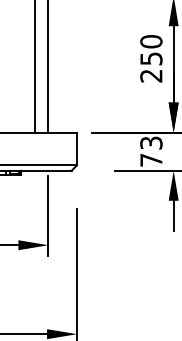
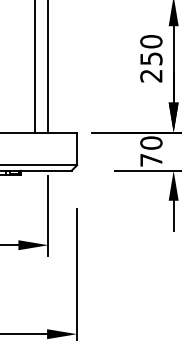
text: 73 -> 70 (151, 142)
